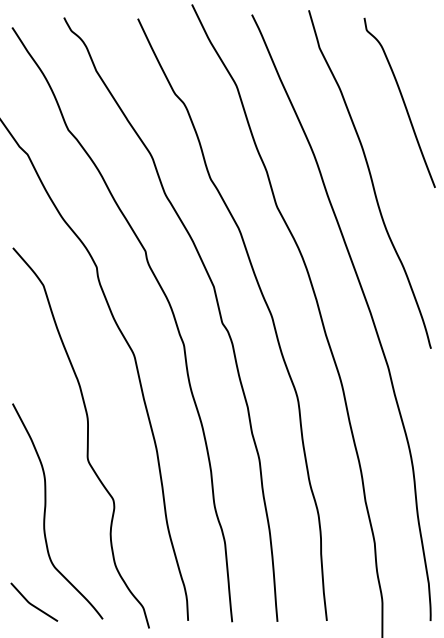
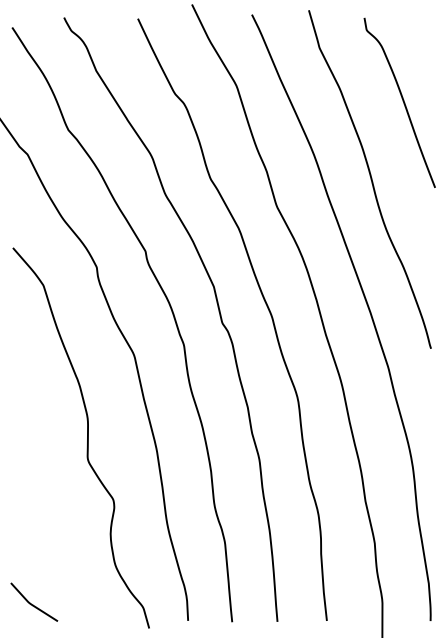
curve: present -> none (46, 507)
